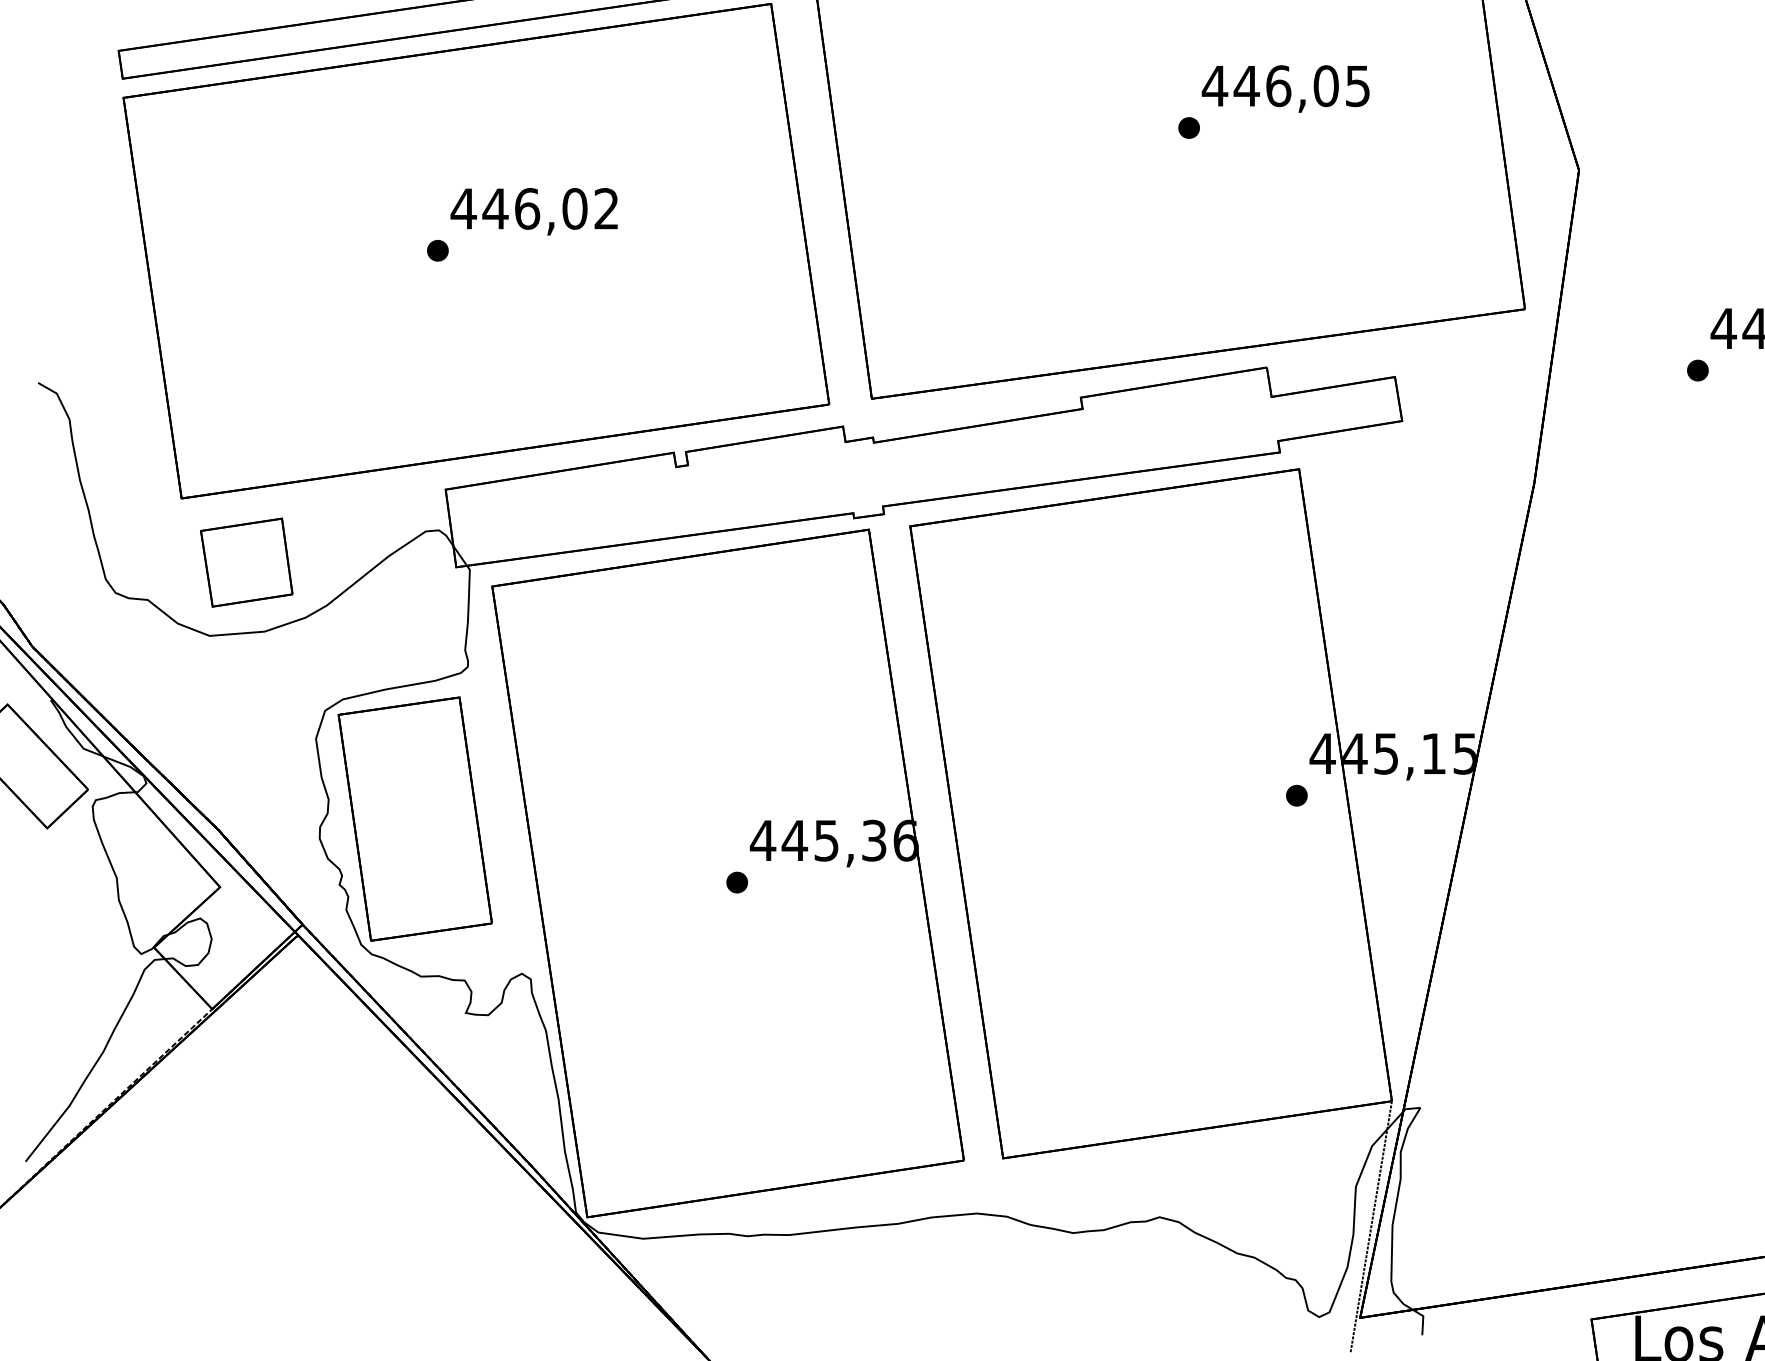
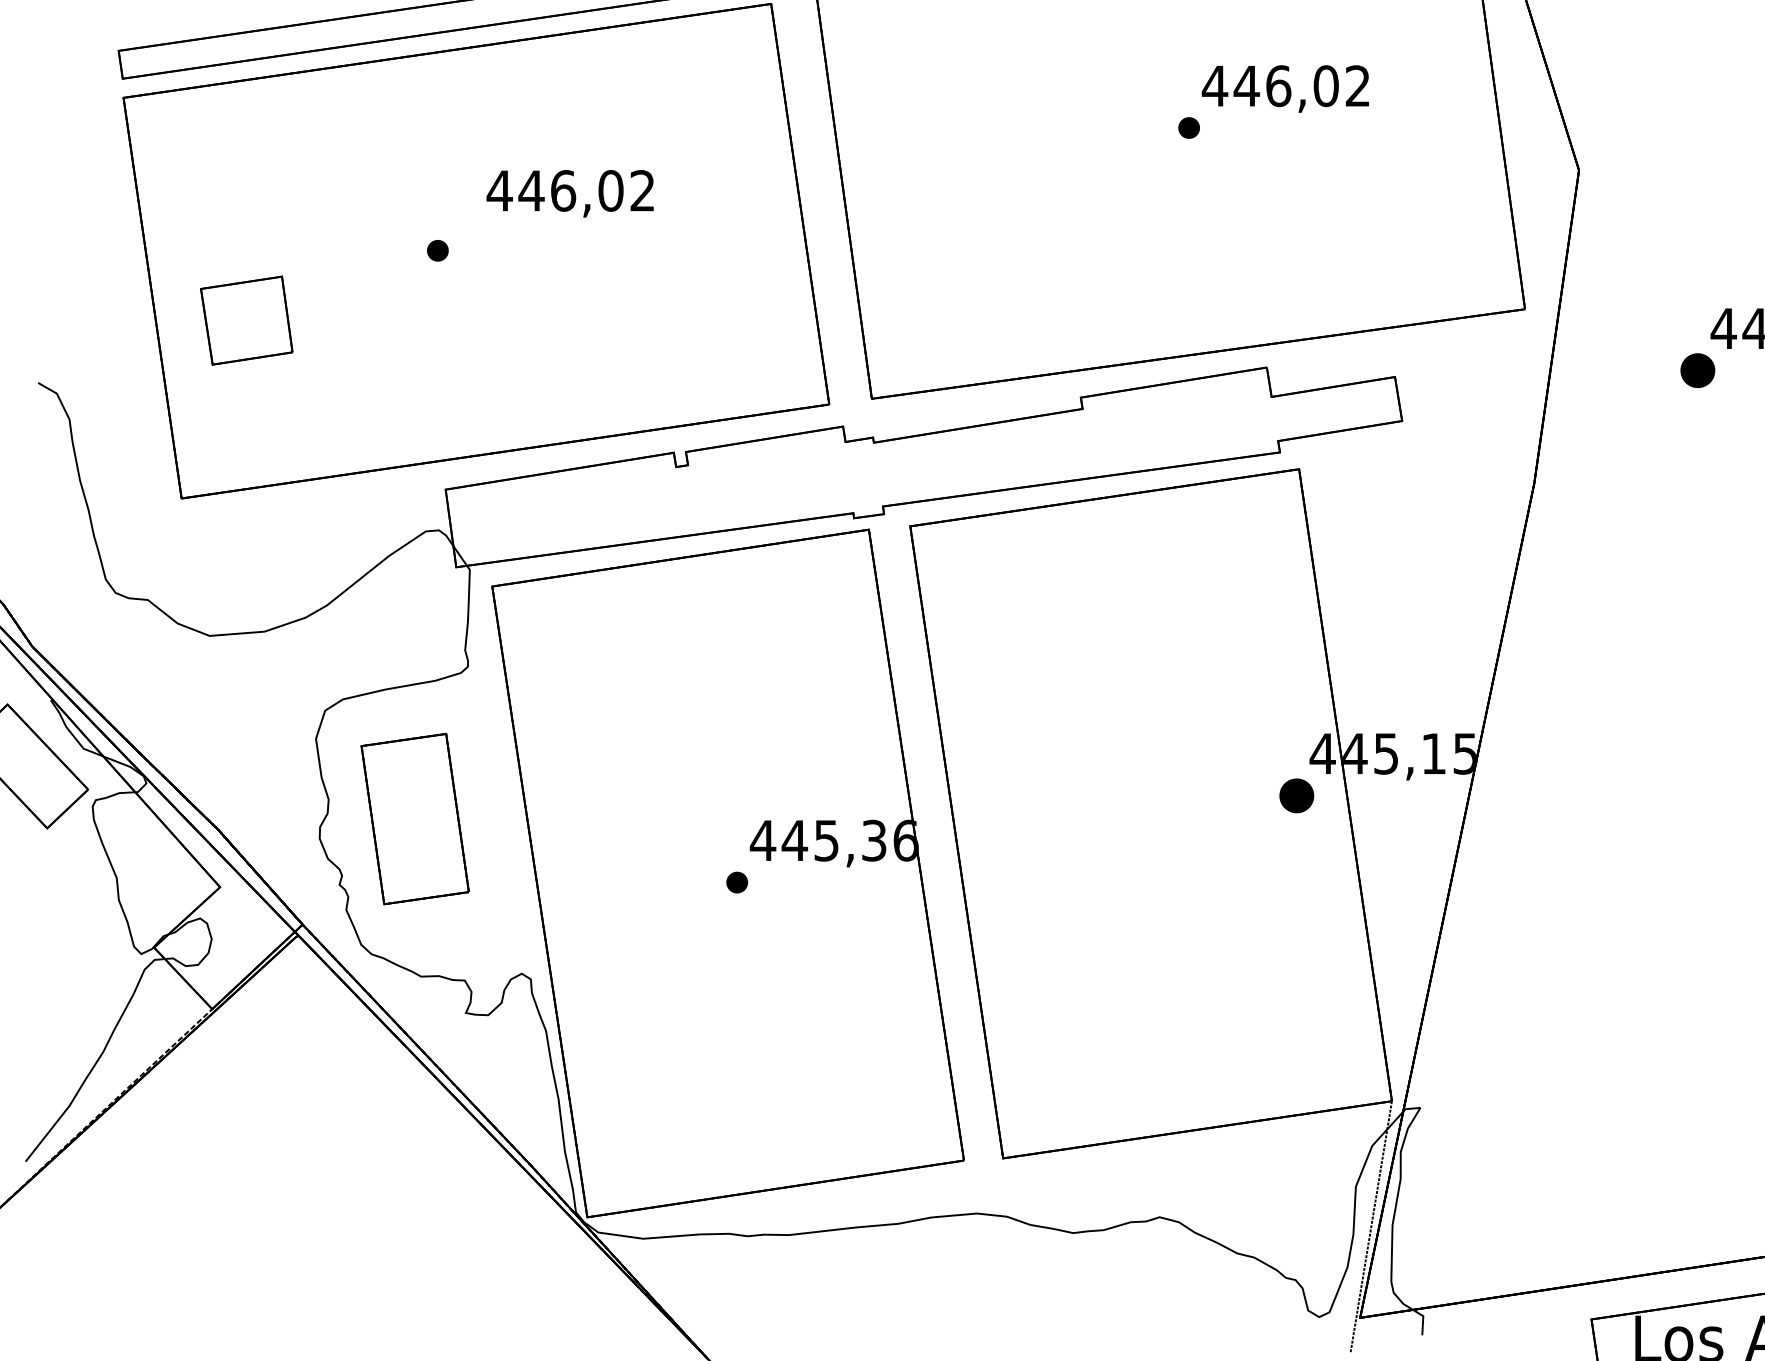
text: 446,05 -> 446,02 (1357, 86)
text position: (533, 211) -> (569, 193) (569, 193)
part size: 22x23 px -> 36x35 px (1697, 370)
part position: (246, 562) -> (246, 320) (246, 320)
part size: 22x23 px -> 36x36 px (1296, 795)
part size: 156x246 px -> 110x174 px (414, 818)
